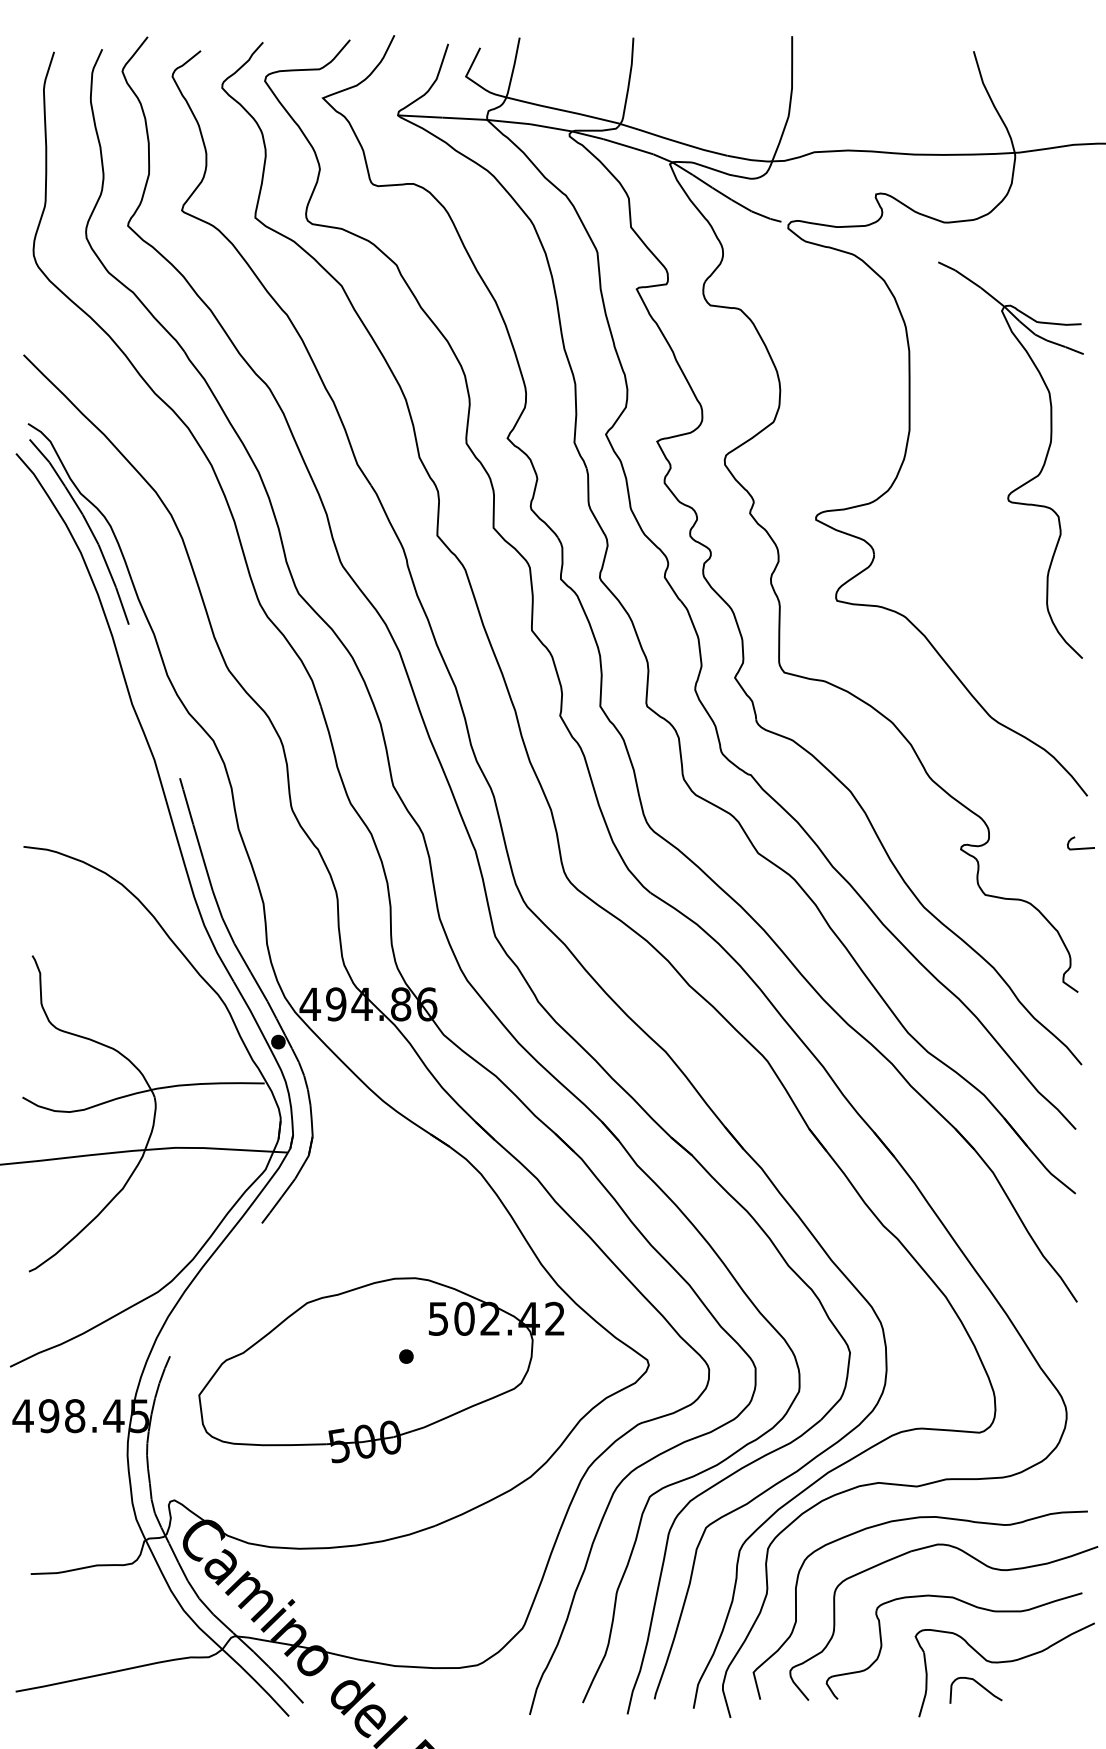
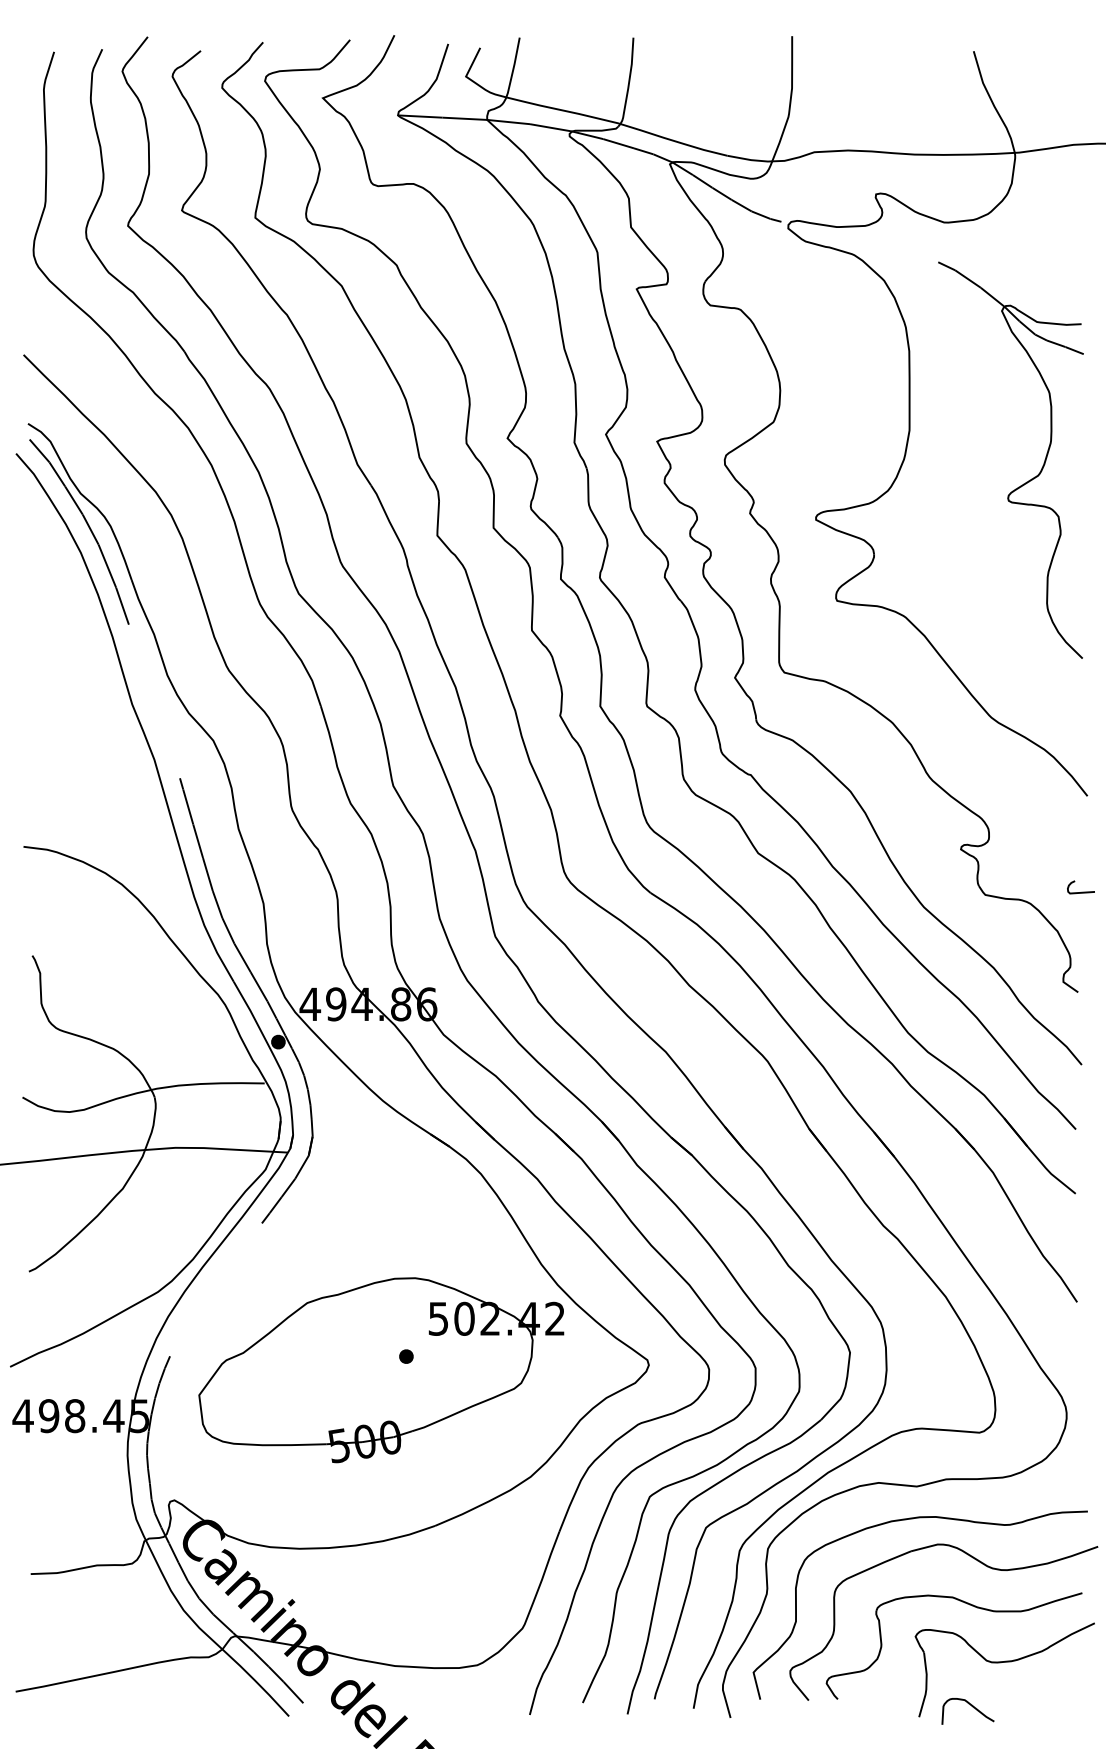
curve position: (1081, 847) -> (1081, 891) (1081, 891)
curve position: (979, 1685) -> (971, 1706) (971, 1706)
